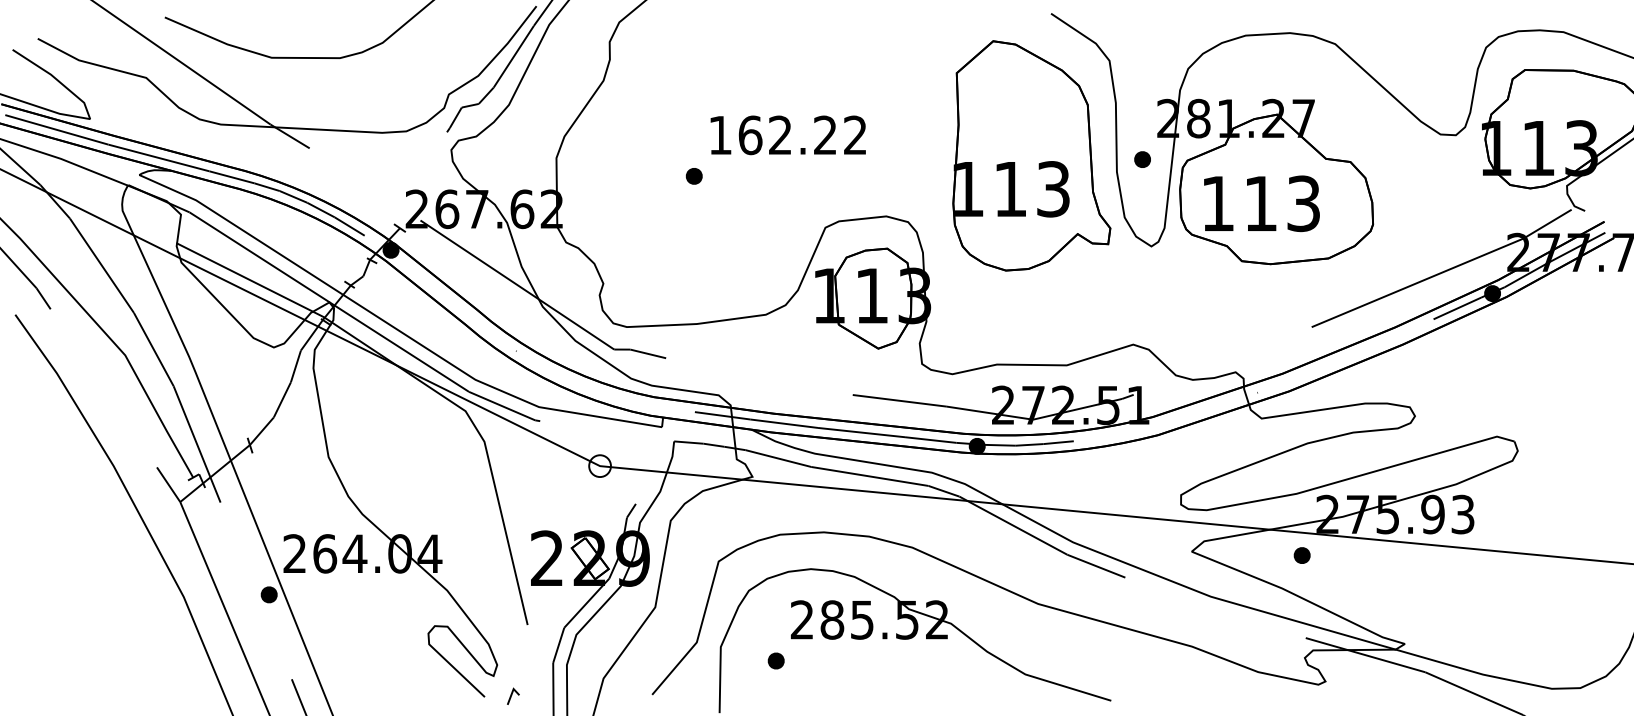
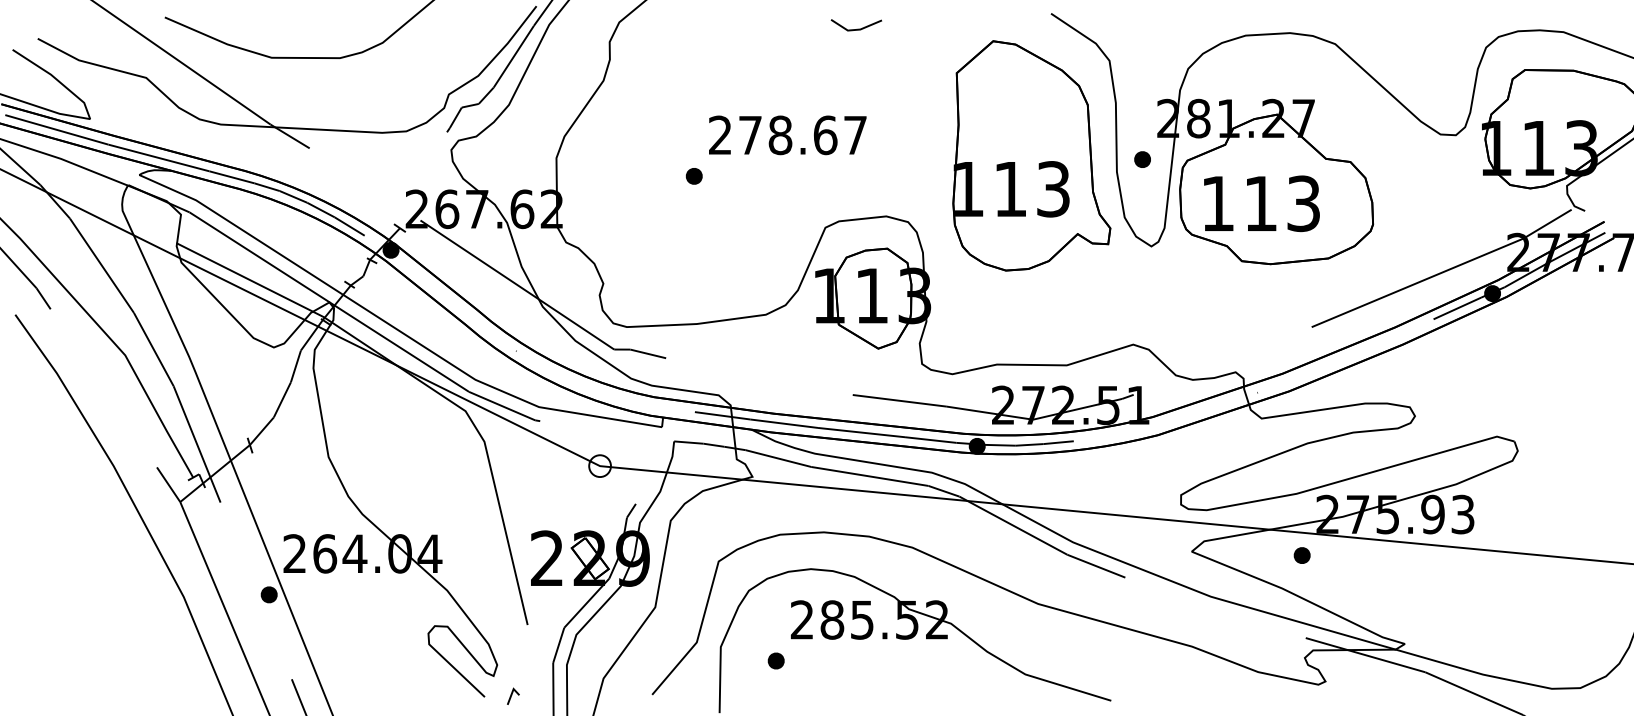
line: none -> present (857, 28)
text: 162.22 -> 278.67 (787, 135)
